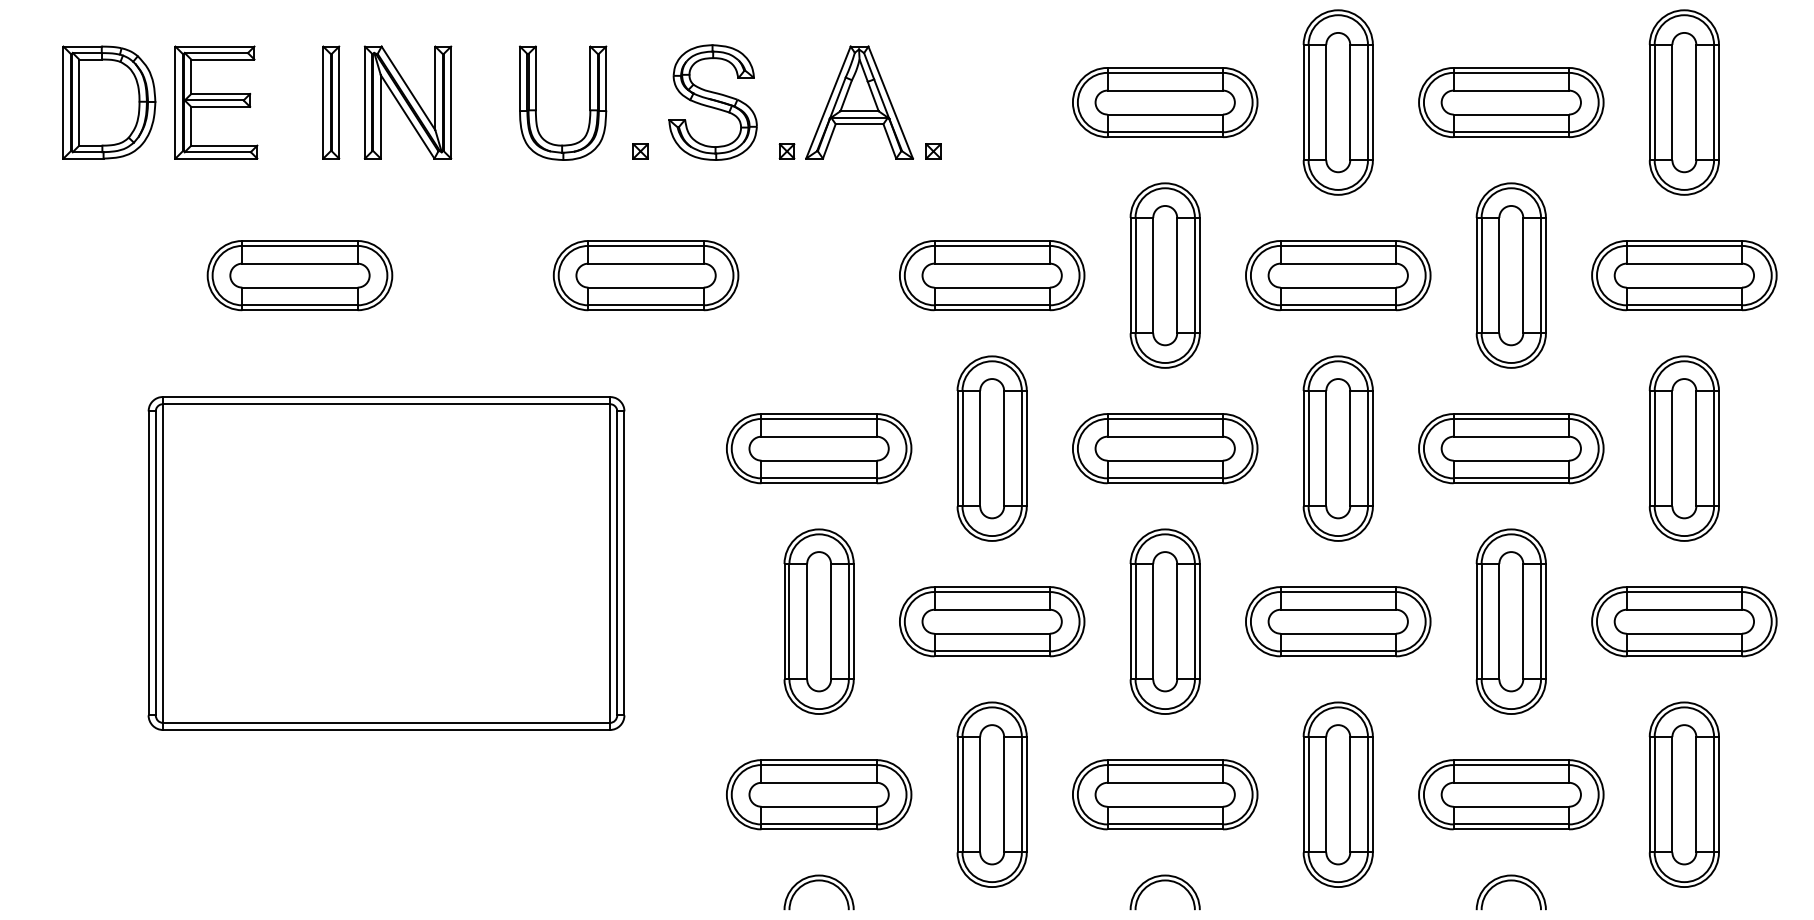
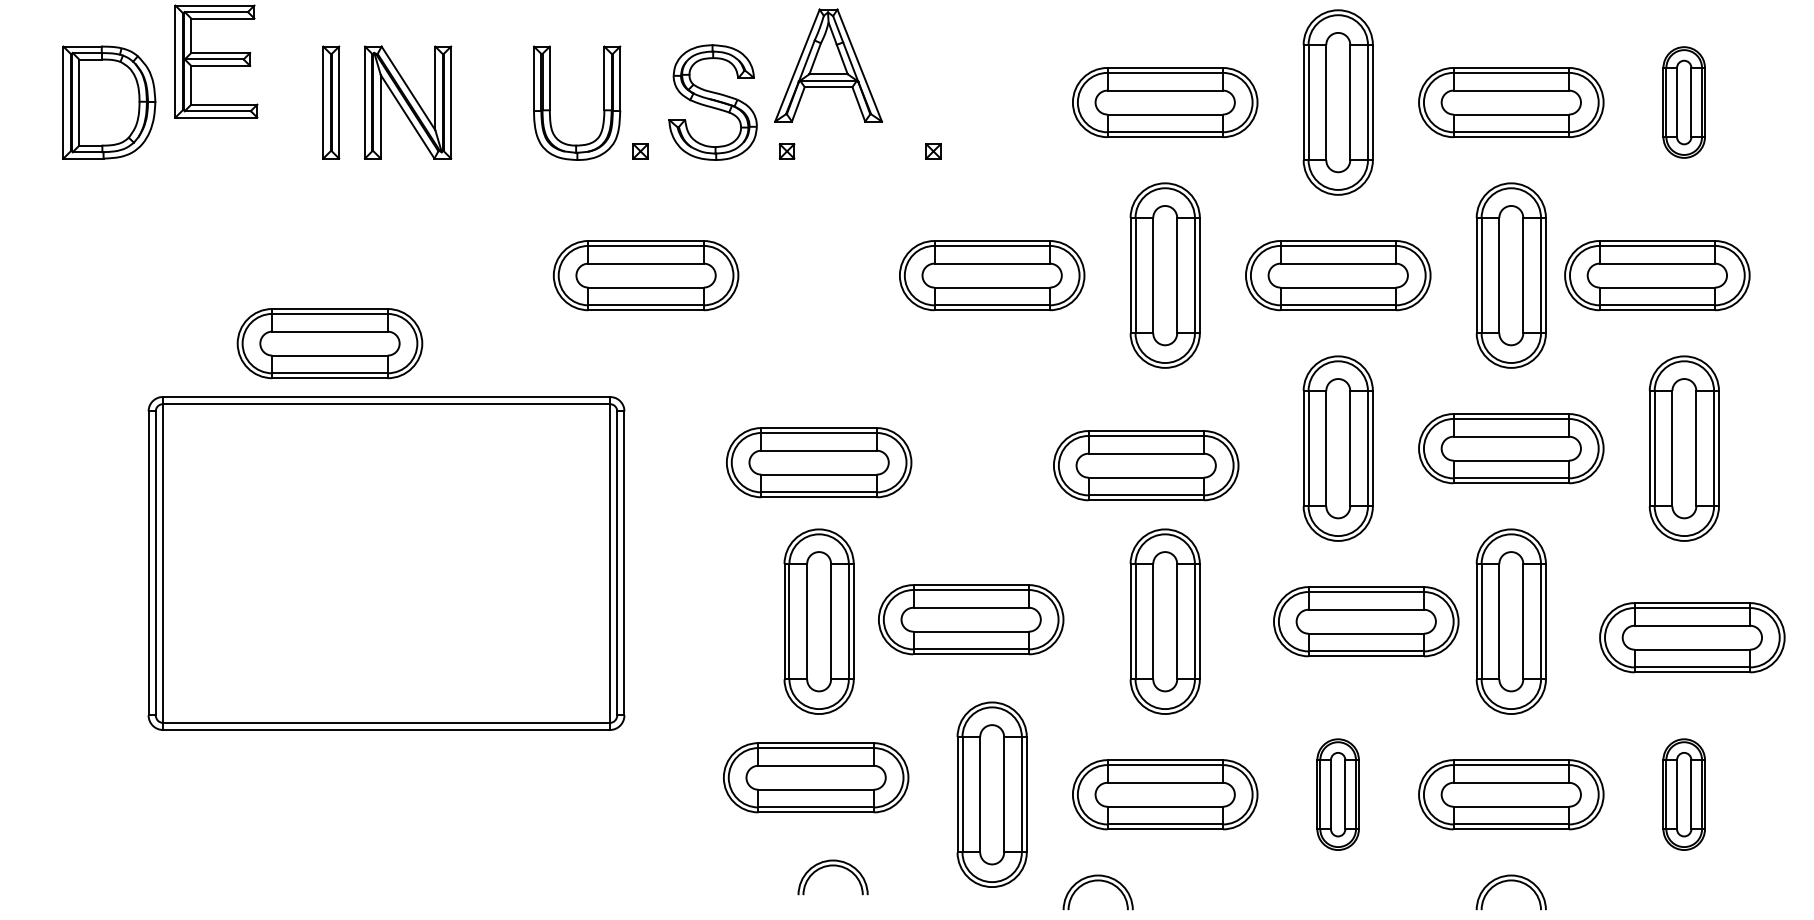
part position: (216, 102) -> (216, 61) (216, 61)
part position: (589, 102) -> (603, 102) (603, 102)
part position: (859, 102) -> (828, 65) (828, 65)
part size: 72x187 px -> 44x113 px (1683, 102)
part position: (299, 275) -> (329, 343) (329, 343)
part position: (1684, 275) -> (1657, 275) (1657, 275)
part position: (819, 448) -> (819, 462) (819, 462)
part: present -> none (991, 448)
part position: (1165, 448) -> (1146, 465) (1146, 465)
part position: (992, 621) -> (971, 619) (971, 619)
part position: (1338, 621) -> (1366, 621) (1366, 621)
part position: (1684, 621) -> (1692, 637) (1692, 637)
part position: (819, 794) -> (816, 777) (816, 777)
part size: 72x187 px -> 44x113 px (1337, 794)
part size: 72x187 px -> 44x113 px (1683, 794)
part position: (818, 881) -> (832, 866) (832, 866)
part position: (1164, 881) -> (1097, 881) (1097, 881)
